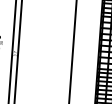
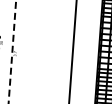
line: present -> none (17, 51)
line: solid -> dashed (12, 52)
